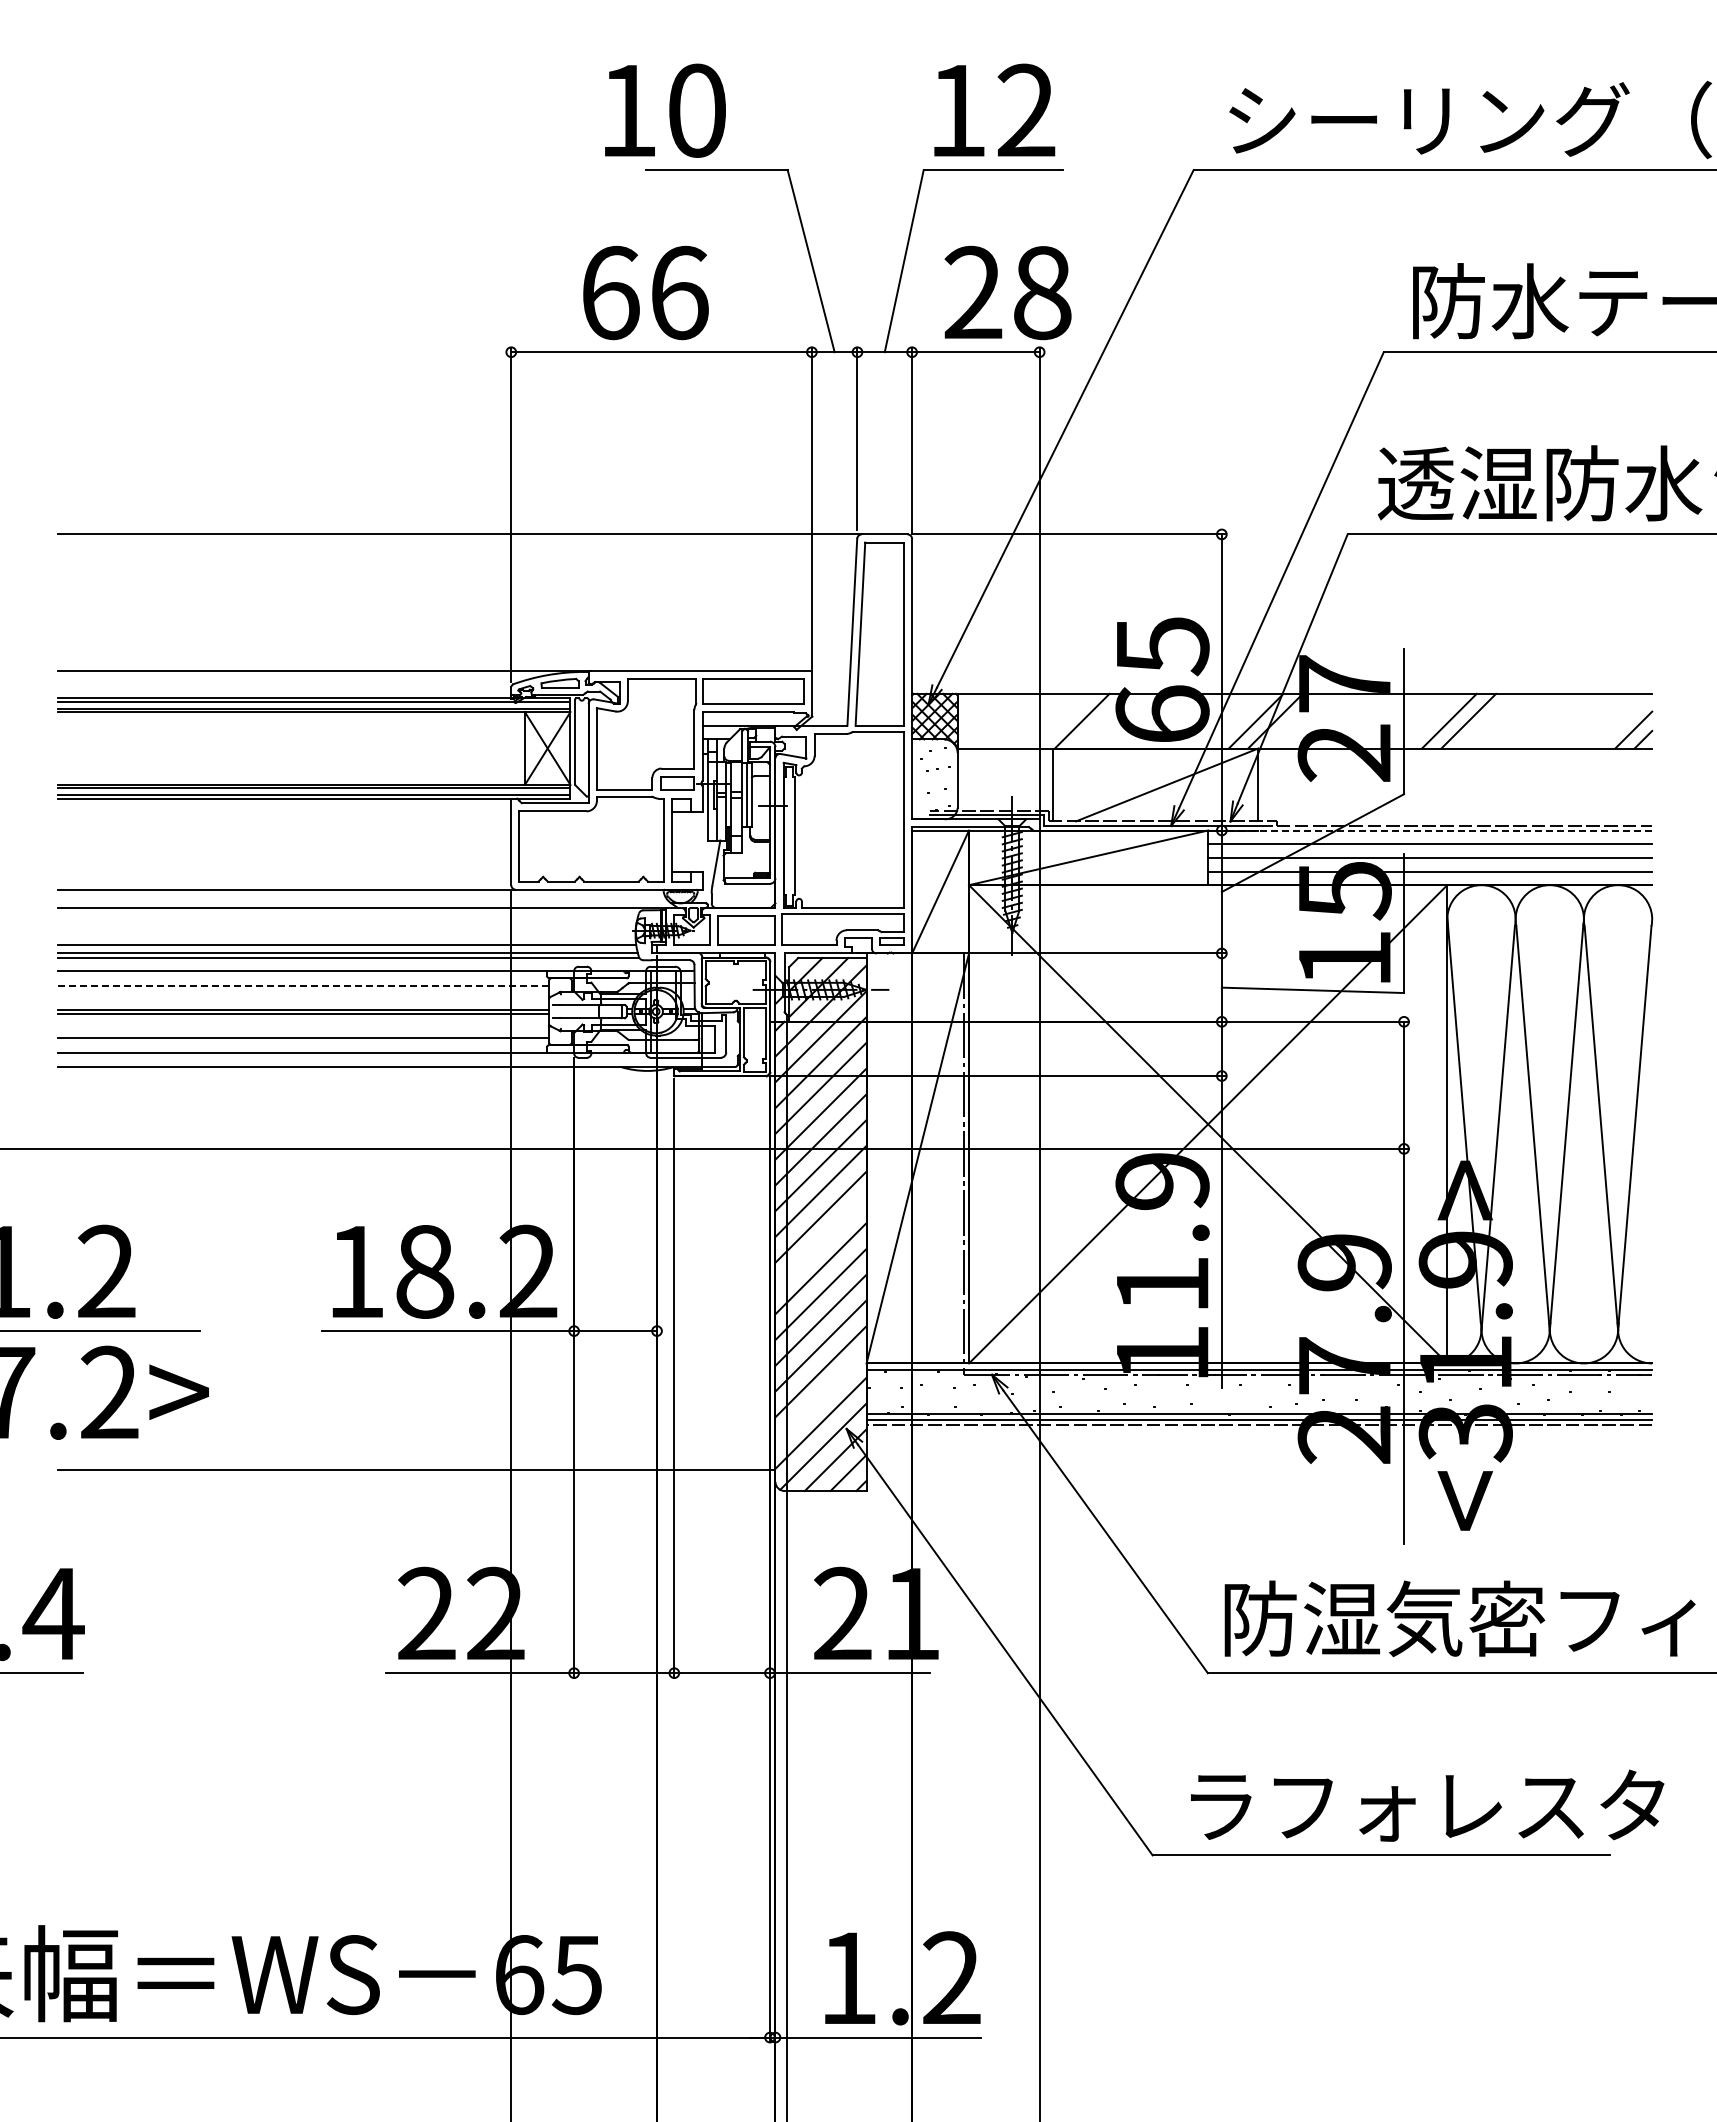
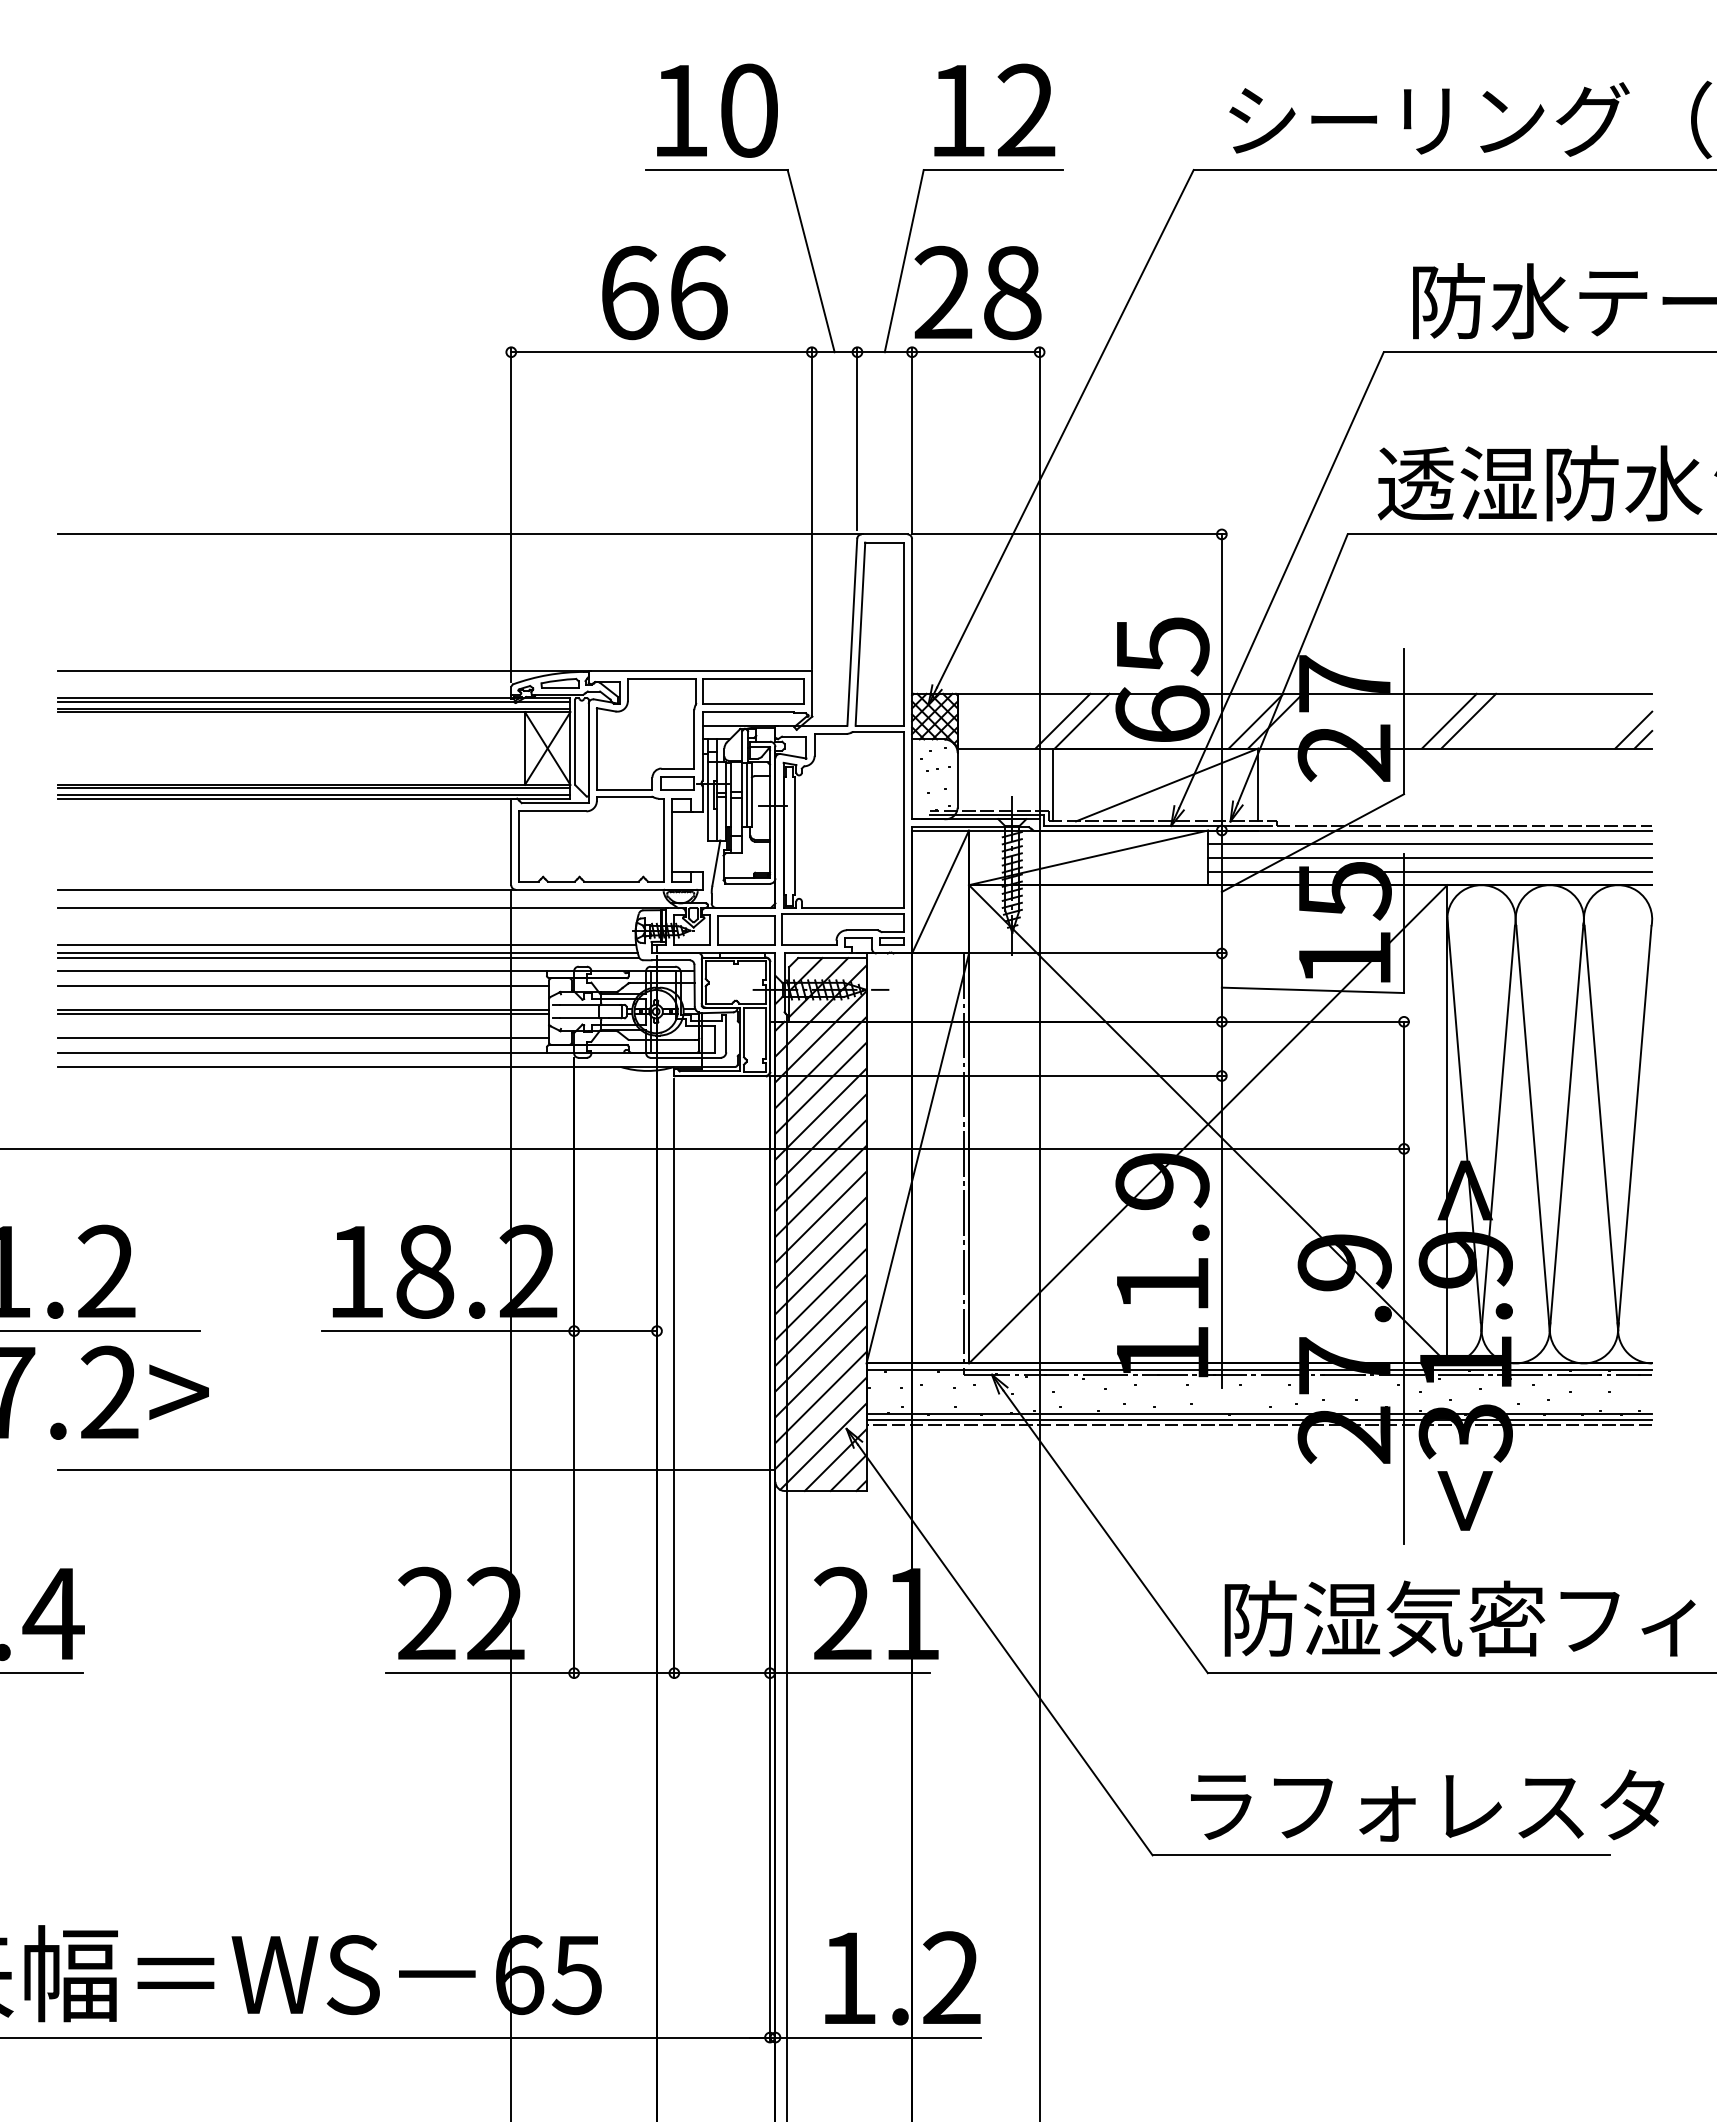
text position: (665, 110) -> (717, 110) (717, 110)
text position: (645, 292) -> (664, 292) (664, 292)
text position: (1007, 292) -> (977, 292) (977, 292)
line: none -> present (1062, 720)
line: dashed -> solid (1429, 830)
line: dashed -> solid (303, 986)
line: none -> present (820, 1242)
line: none -> present (820, 1397)
